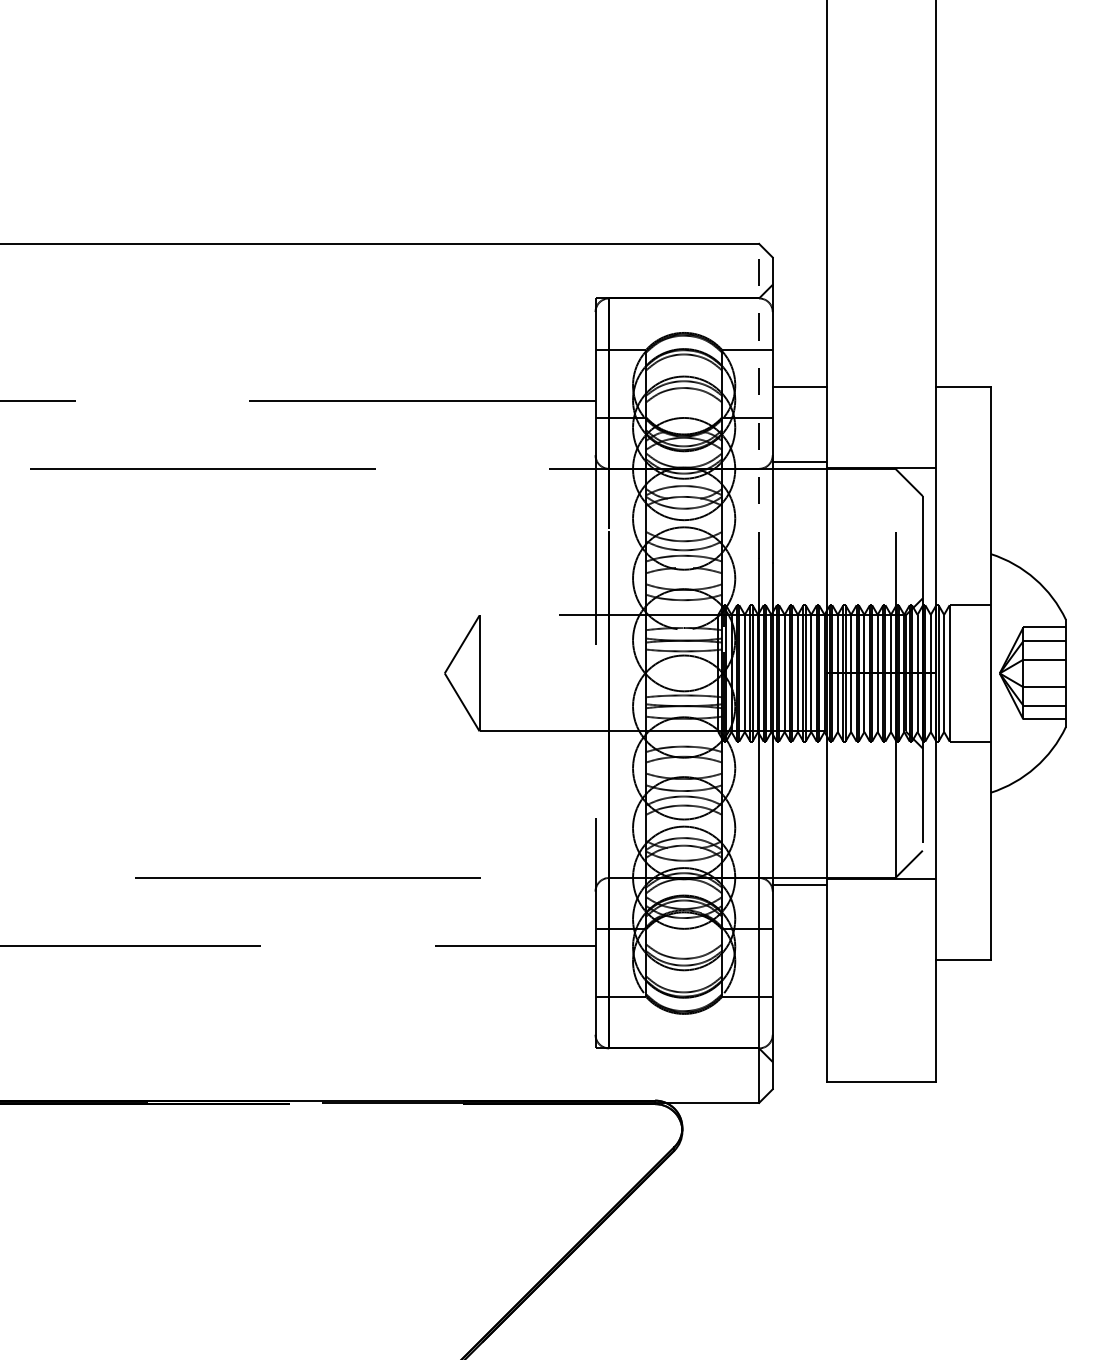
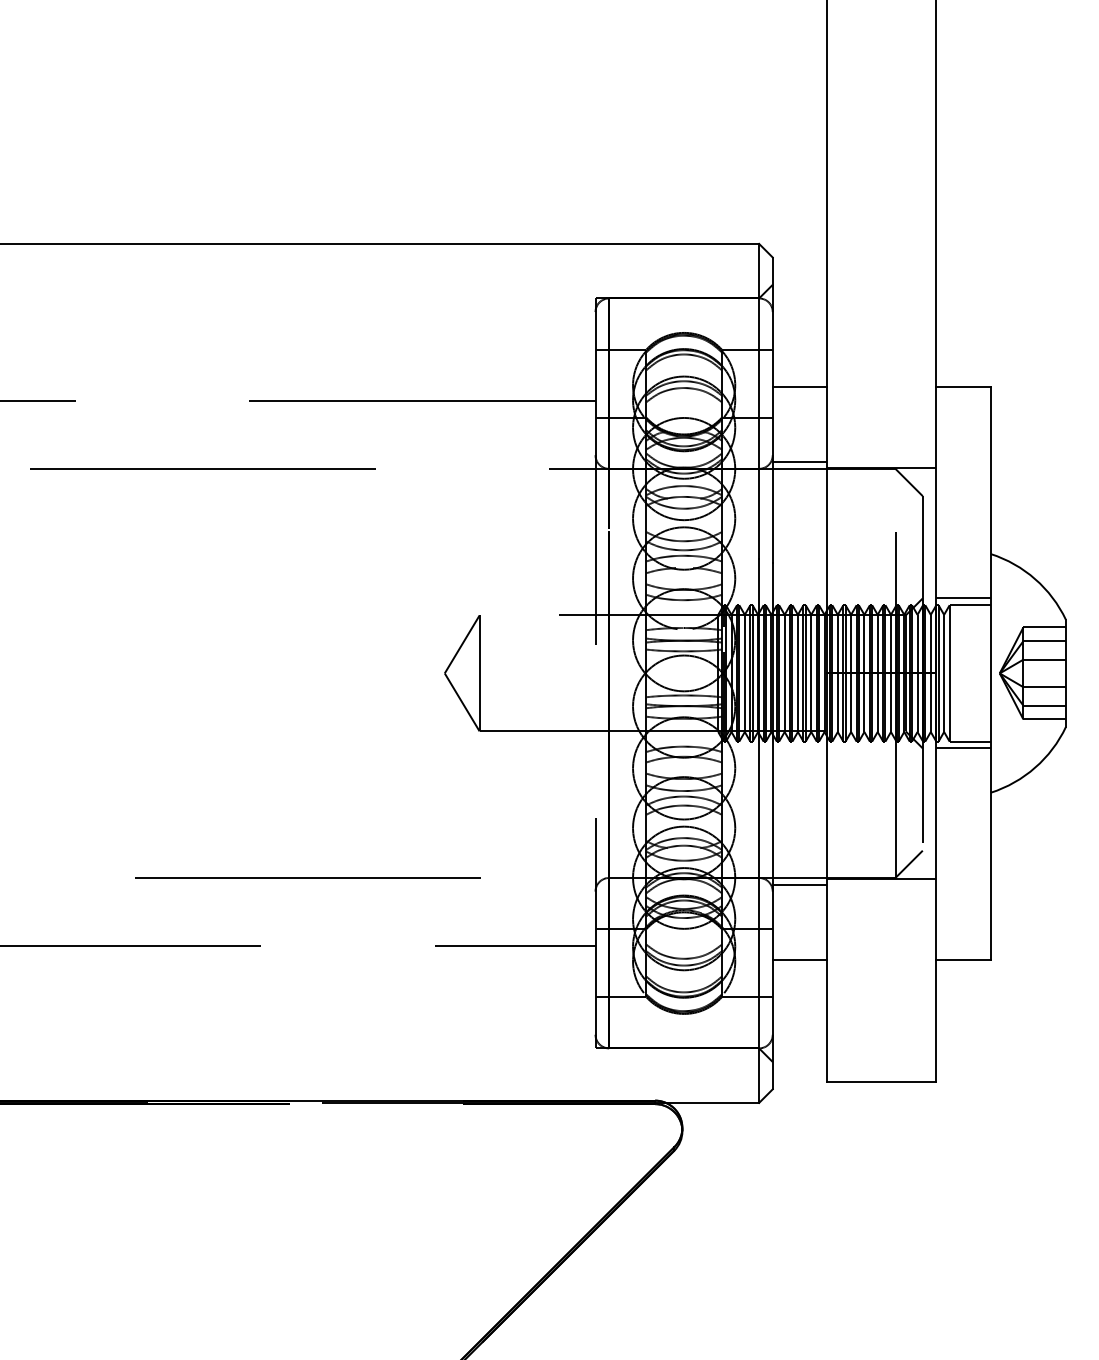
line: dashed -> solid (759, 401)
line: none -> present (963, 598)
line: none -> present (963, 748)
line: none -> present (799, 959)
